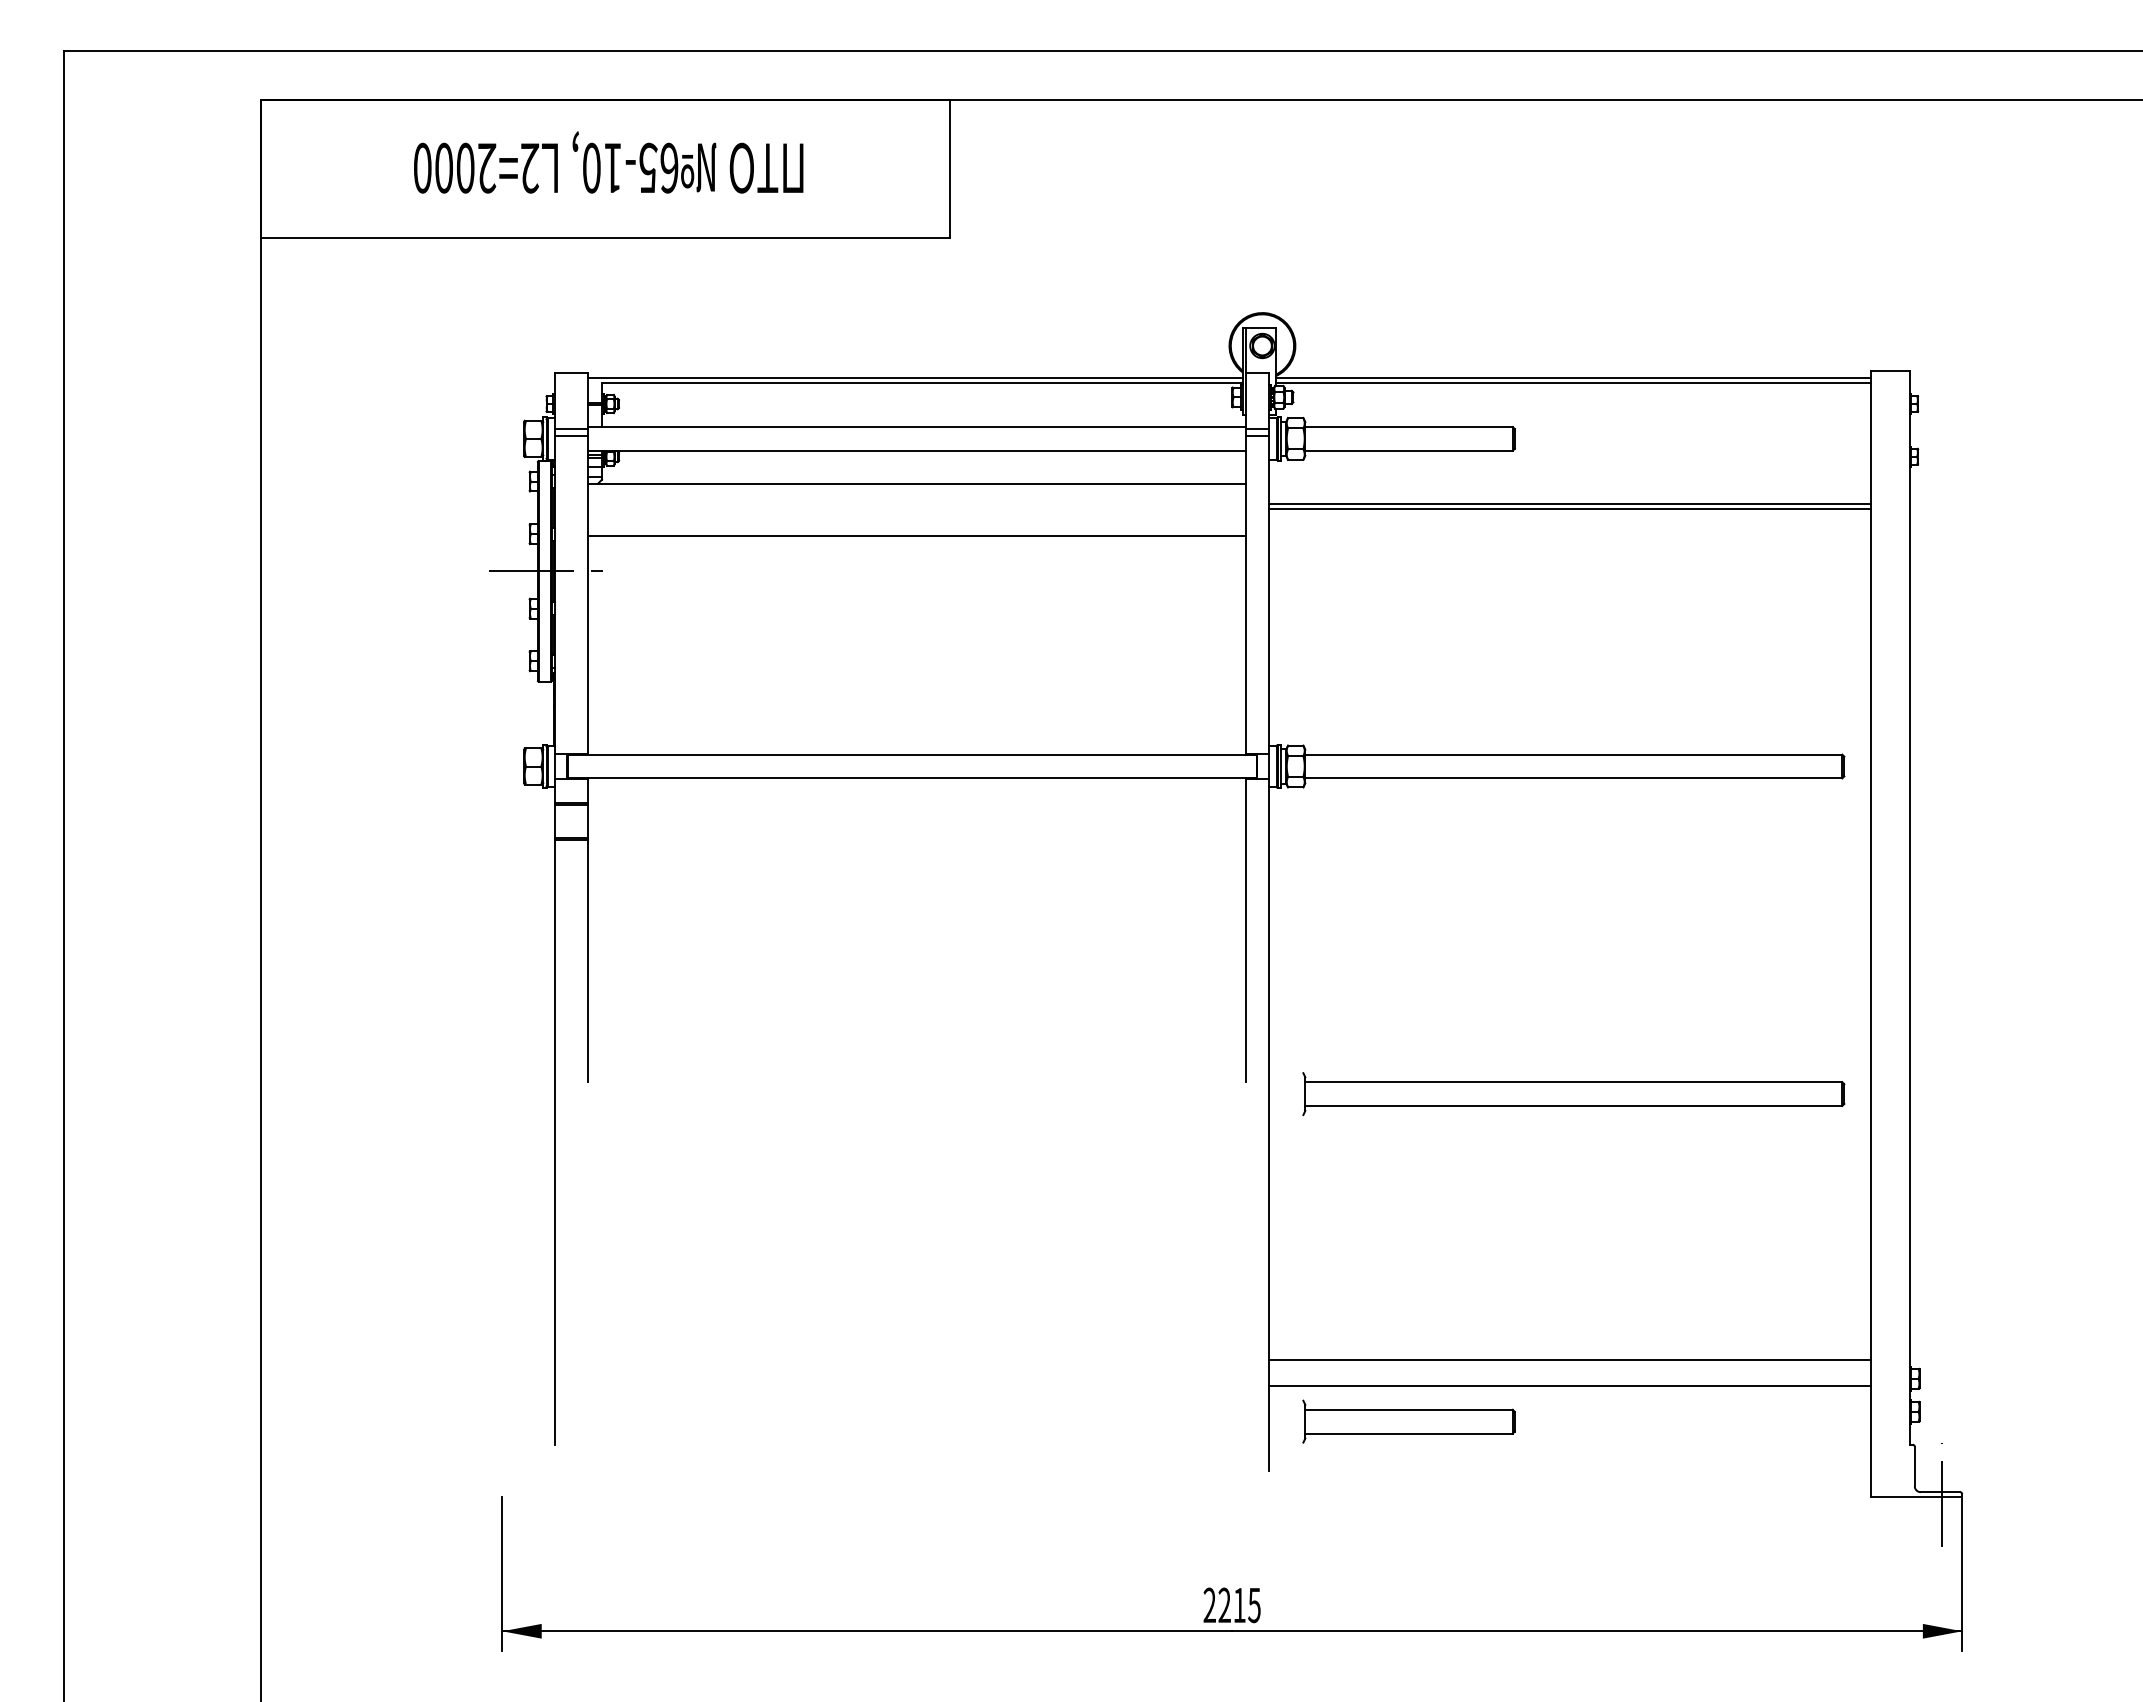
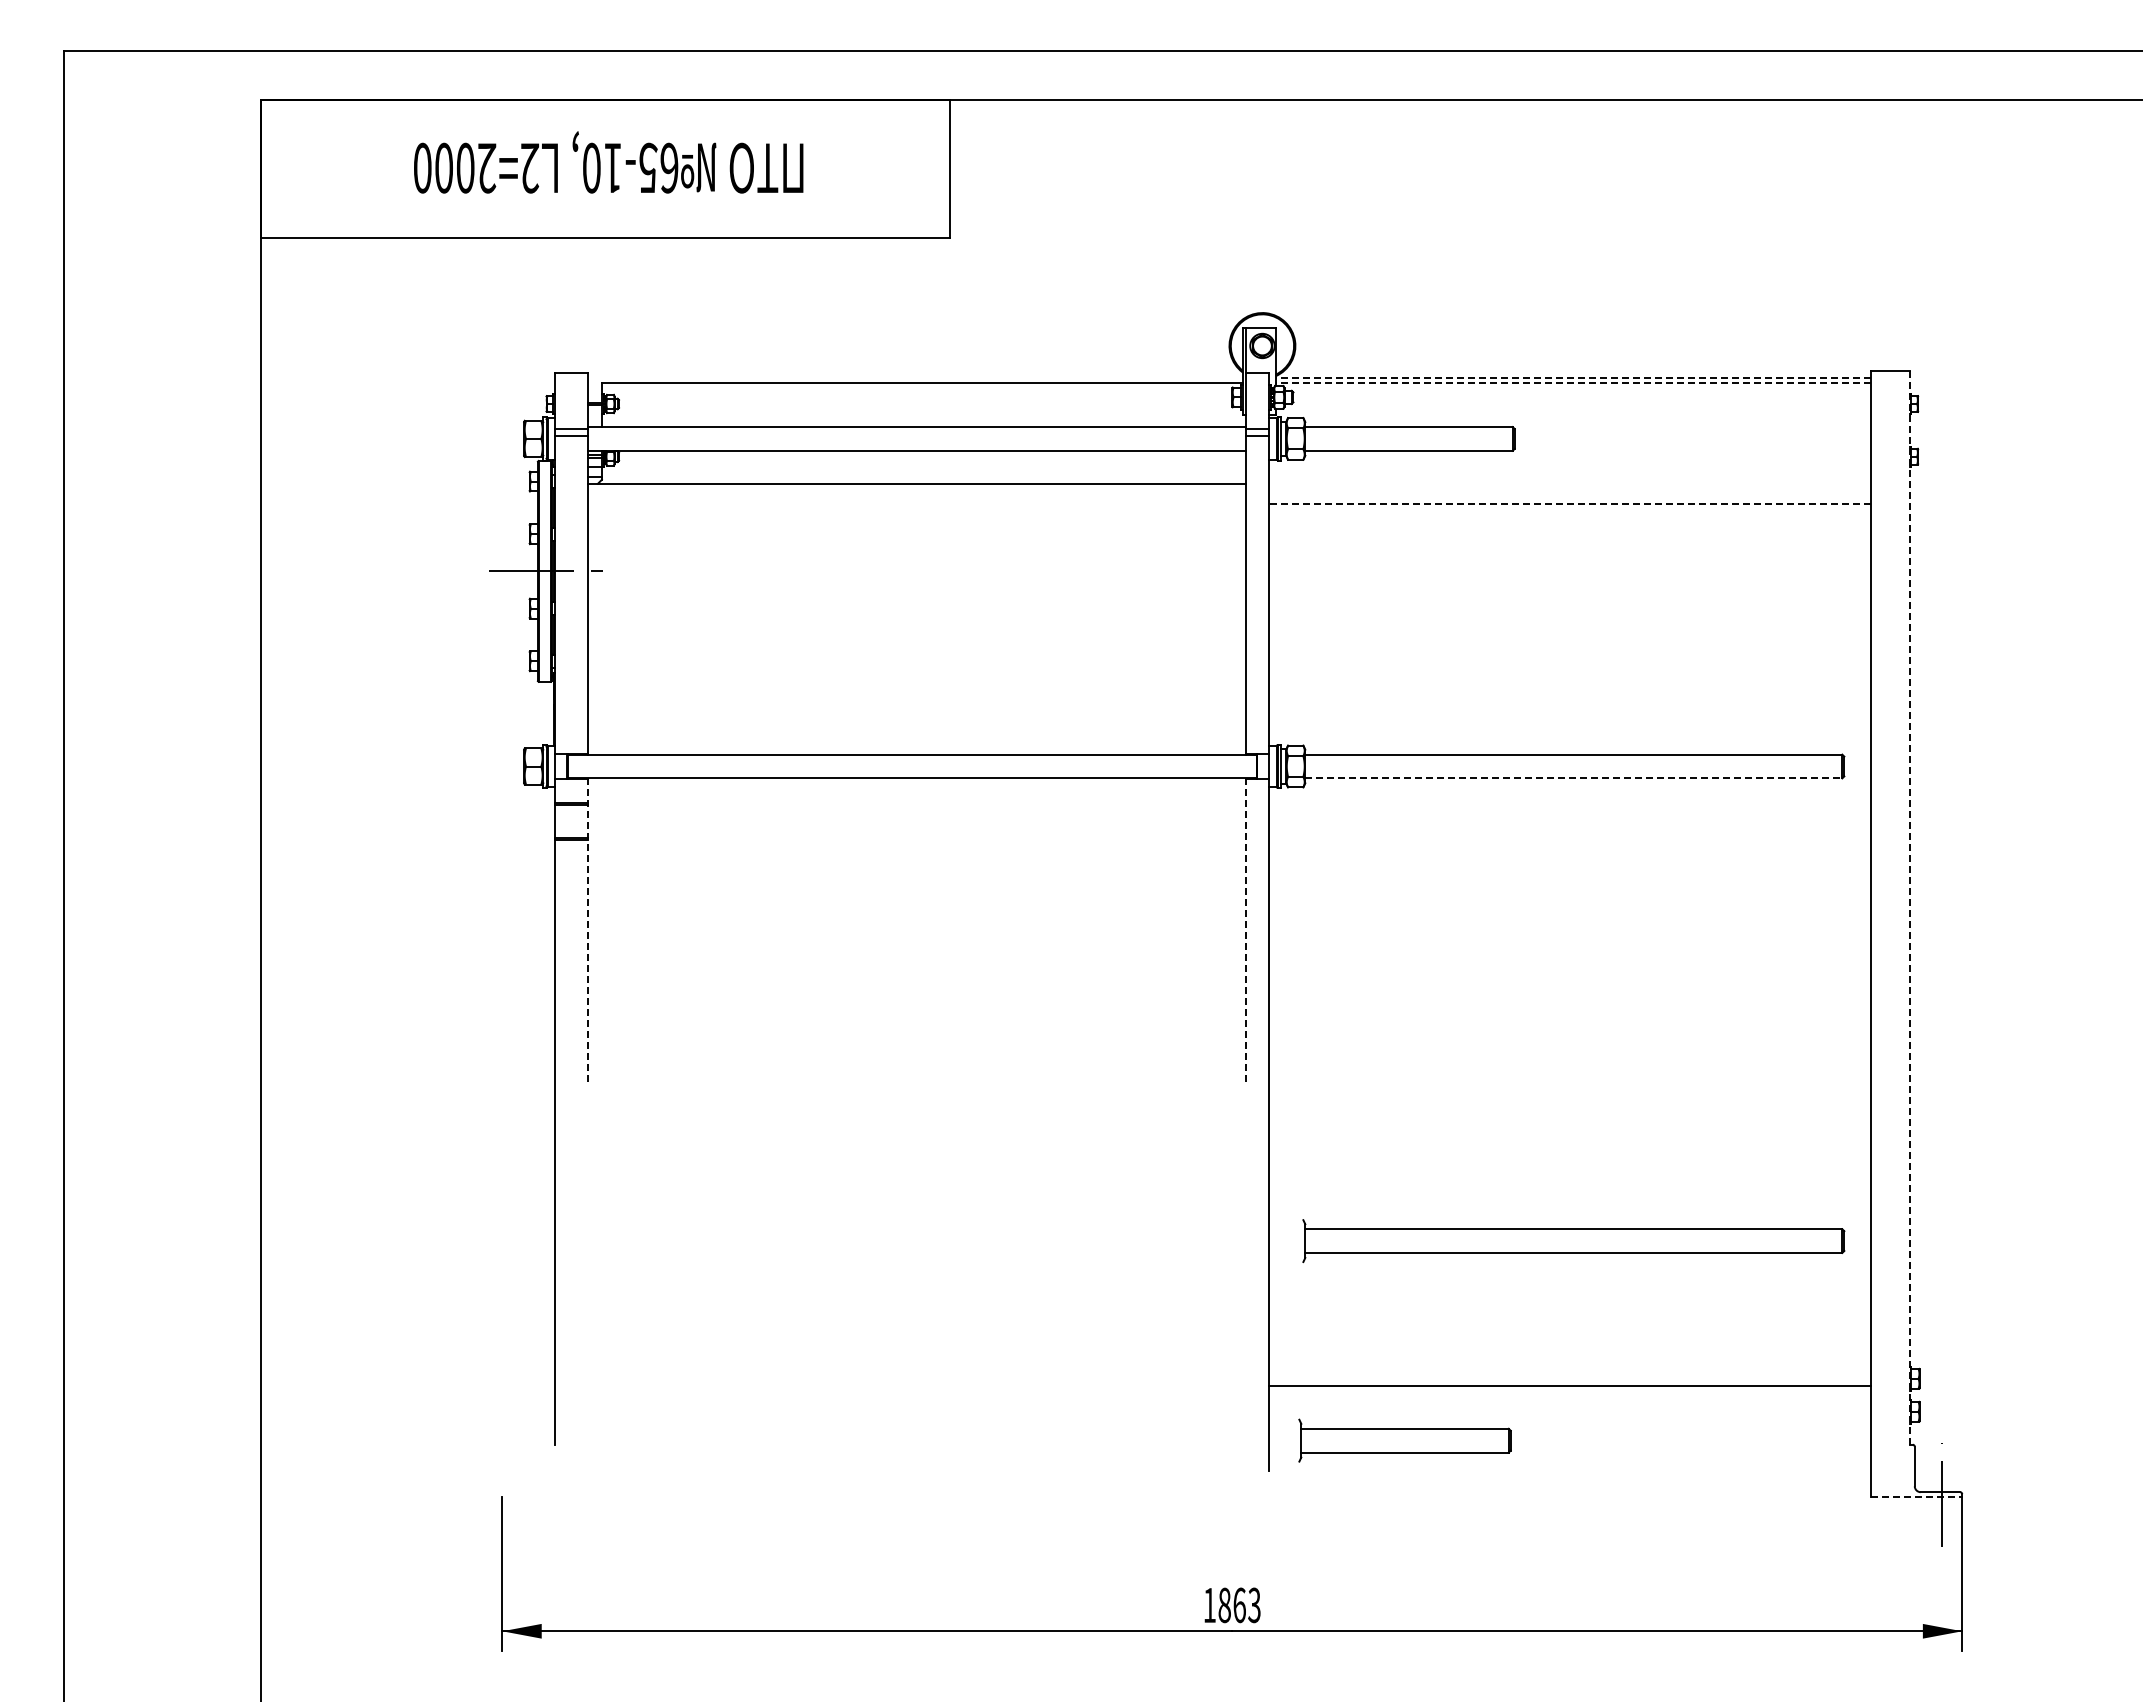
line: present -> none (915, 377)
line: solid -> dashed (1573, 377)
line: solid -> dashed (1573, 383)
line: solid -> dashed (1569, 503)
line: present -> none (1570, 509)
line: present -> none (916, 536)
line: solid -> dashed (1573, 778)
line: solid -> dashed (1909, 907)
line: solid -> dashed (588, 930)
line: solid -> dashed (1245, 930)
part position: (1573, 1094) -> (1573, 1241) (1573, 1241)
line: present -> none (1570, 1359)
part position: (1408, 1421) -> (1404, 1440) (1404, 1440)
line: solid -> dashed (1917, 1497)
text: 2215 -> 1863 (1231, 1605)
